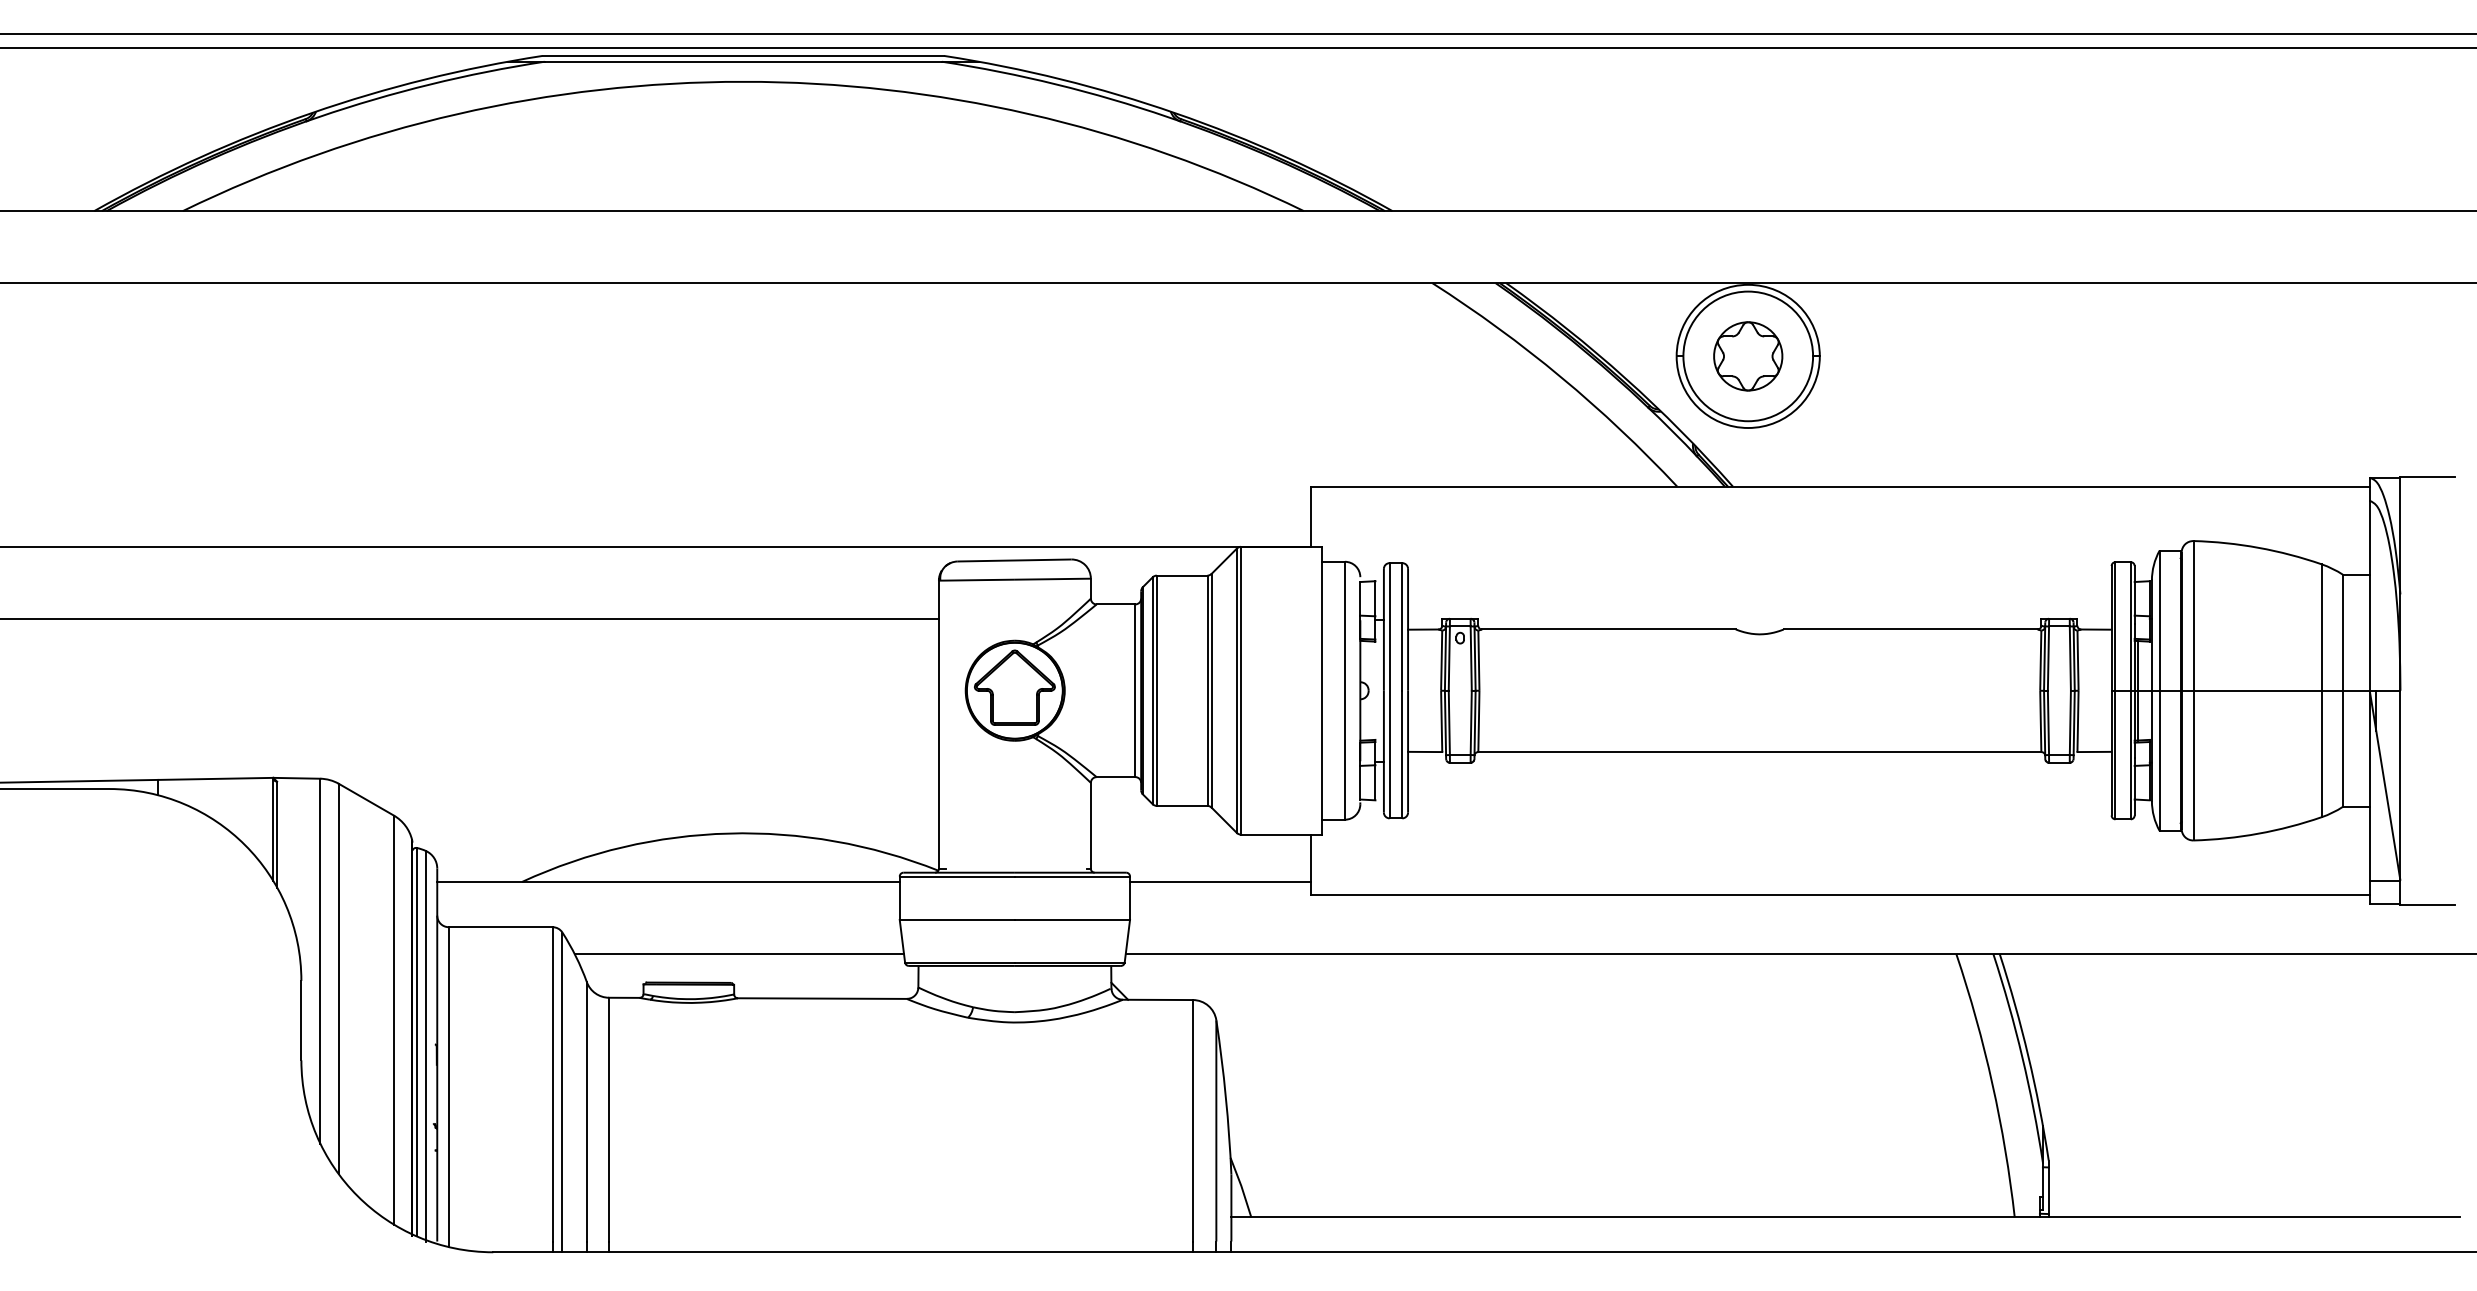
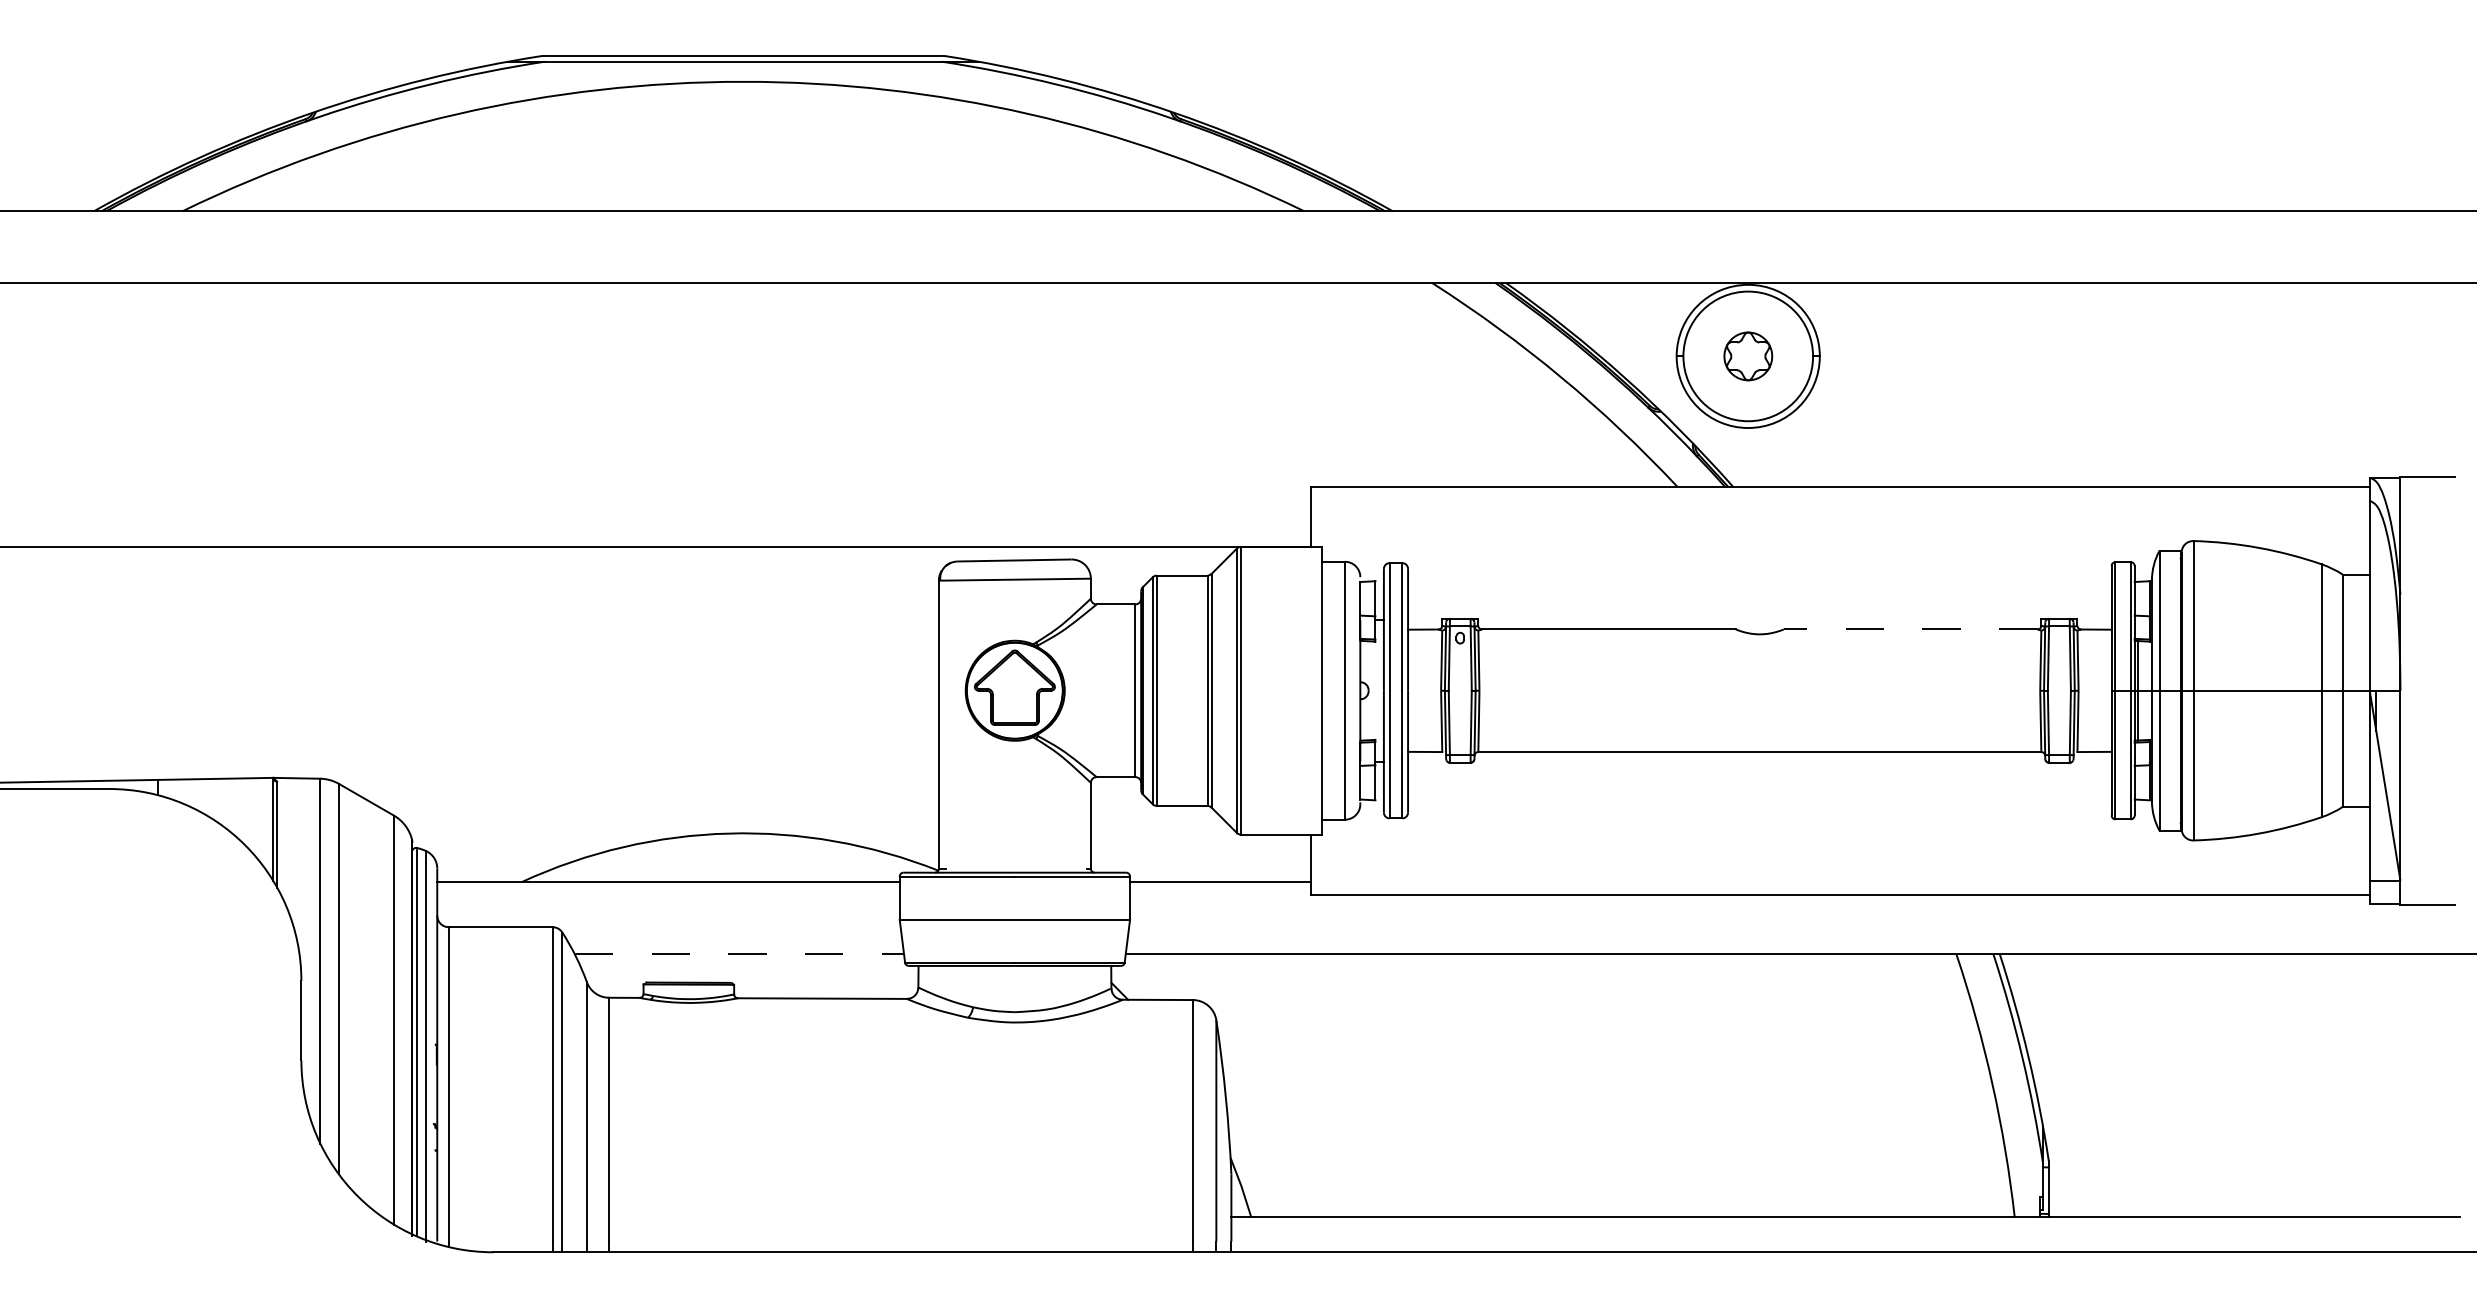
line: present -> none (1237, 33)
line: present -> none (1237, 48)
part size: 71x71 px -> 51x51 px (1748, 356)
line: present -> none (470, 618)
line: solid -> dashed (1910, 629)
line: solid -> dashed (739, 954)
